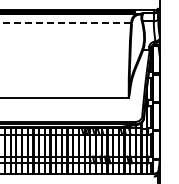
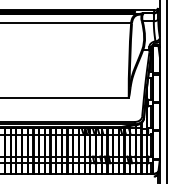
line: dashed -> solid (65, 23)
line: none -> present (167, 91)
